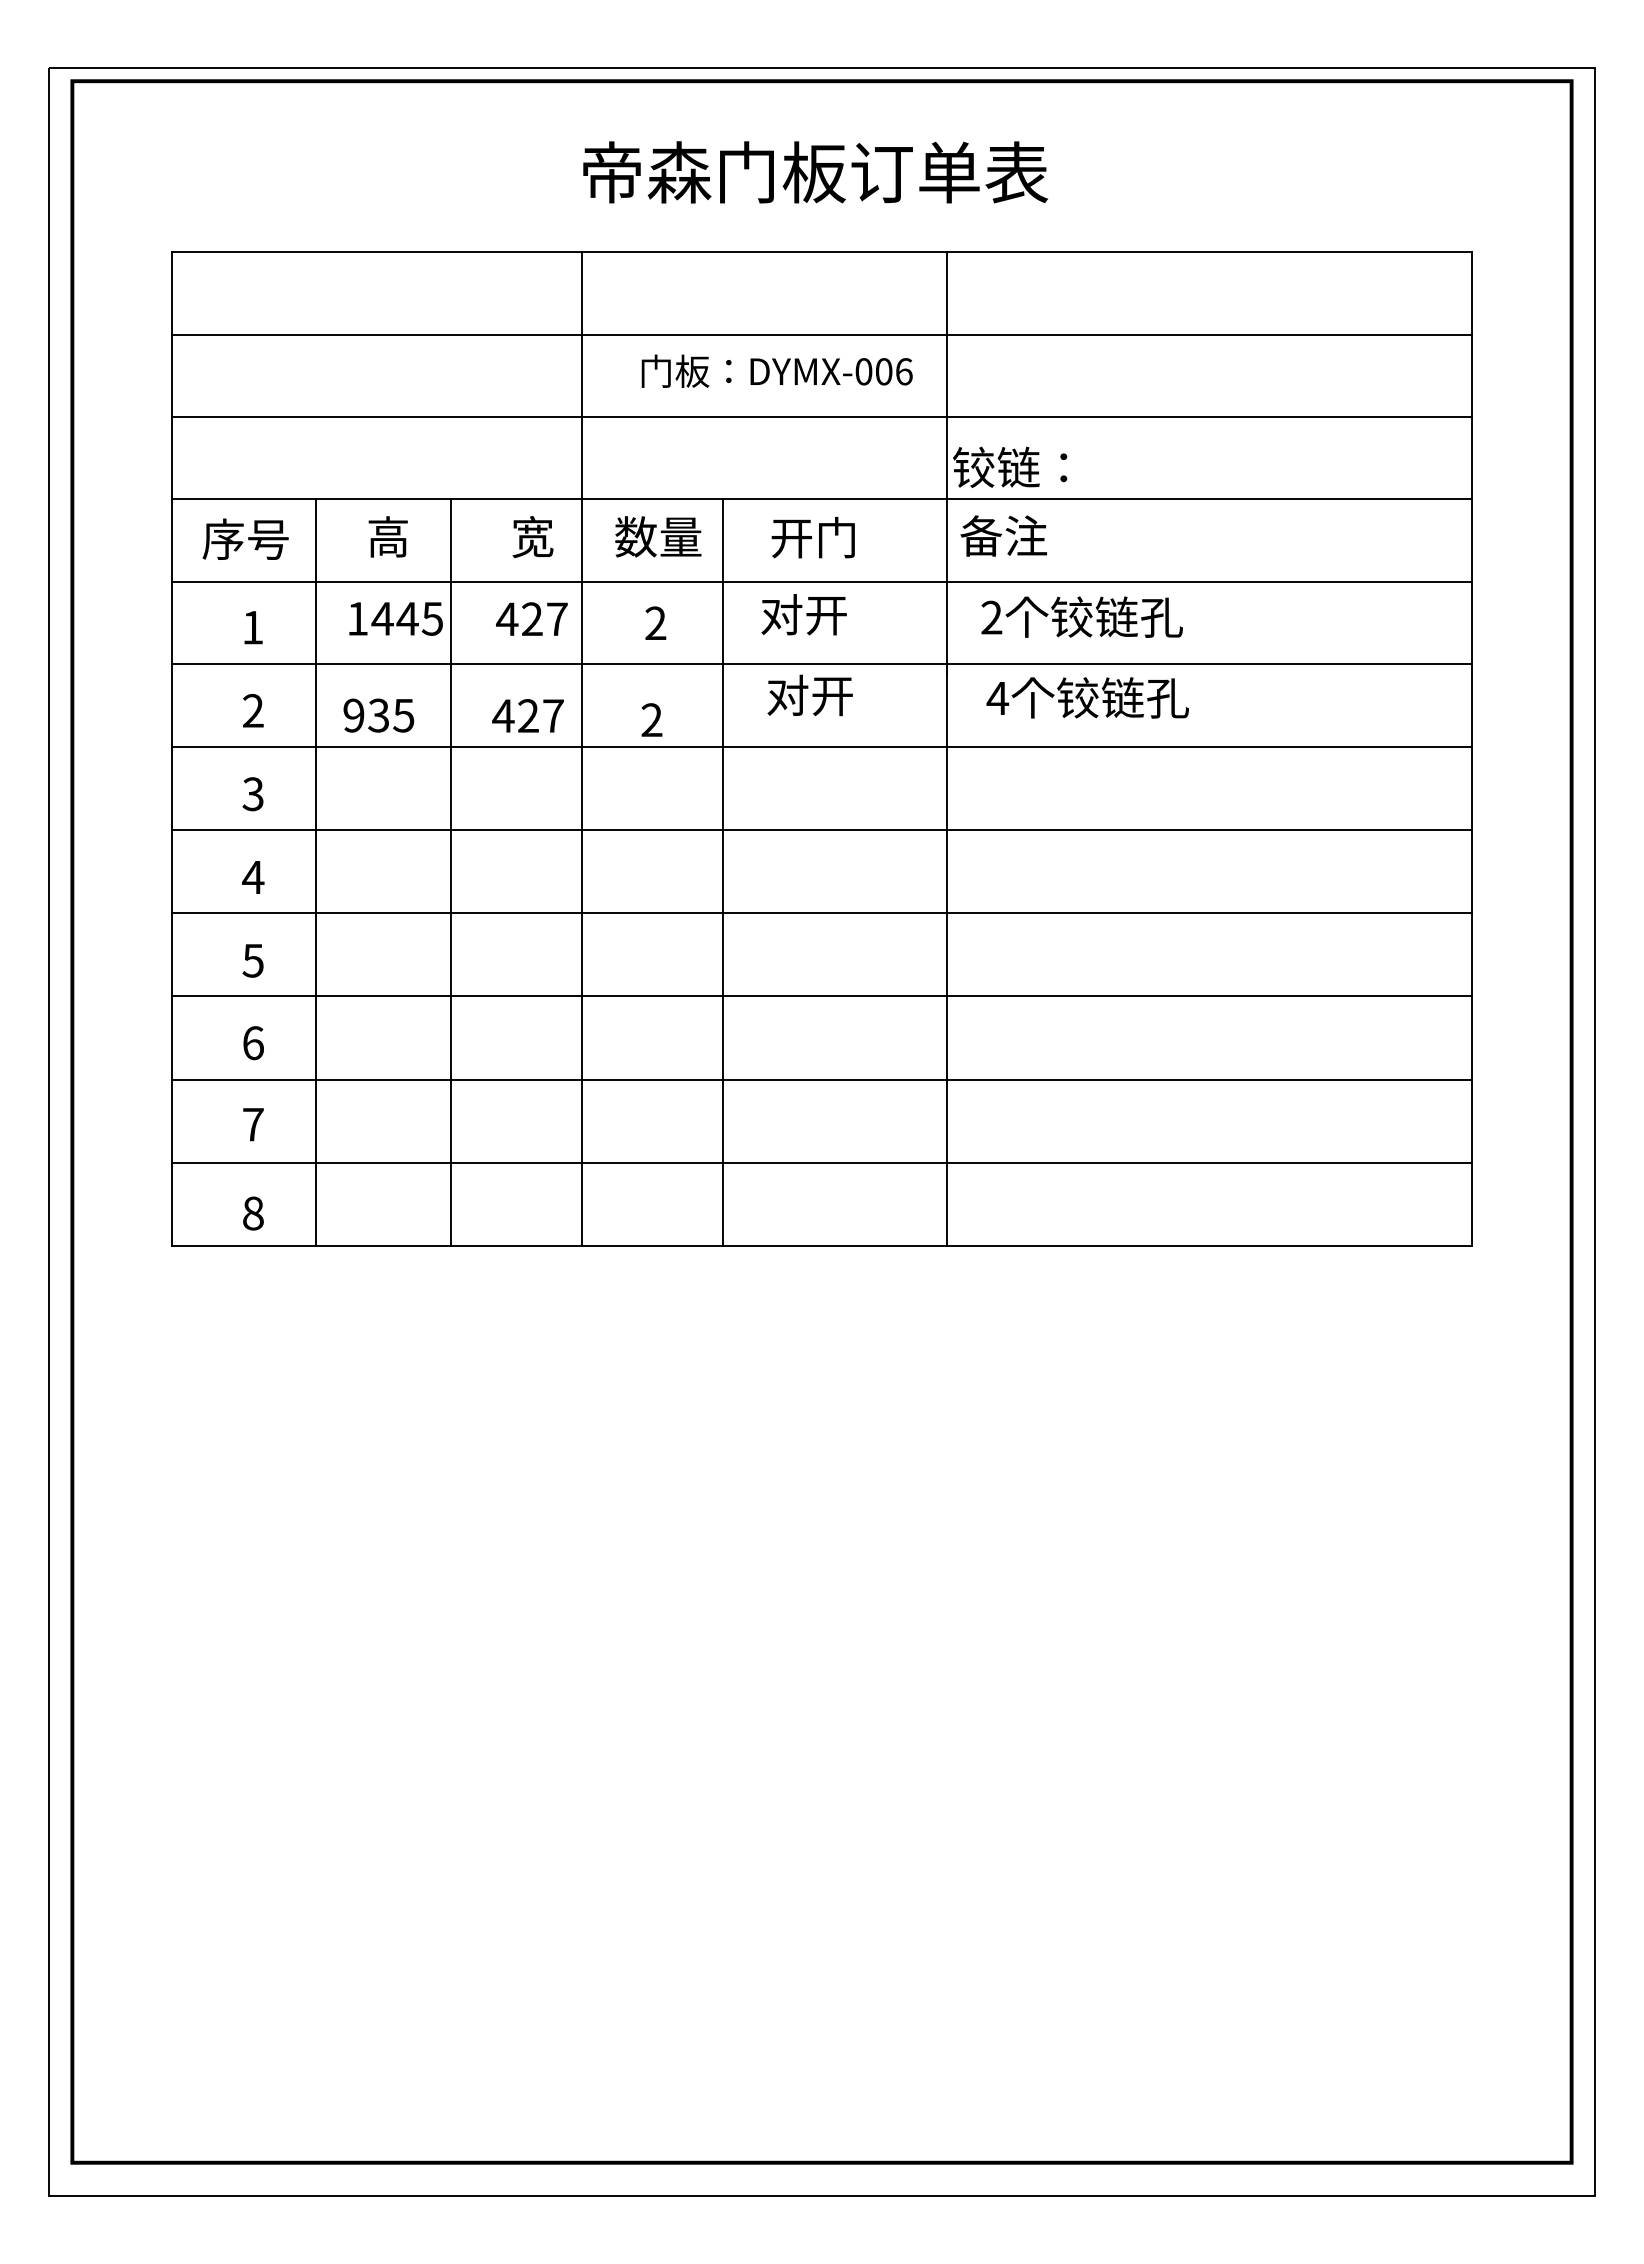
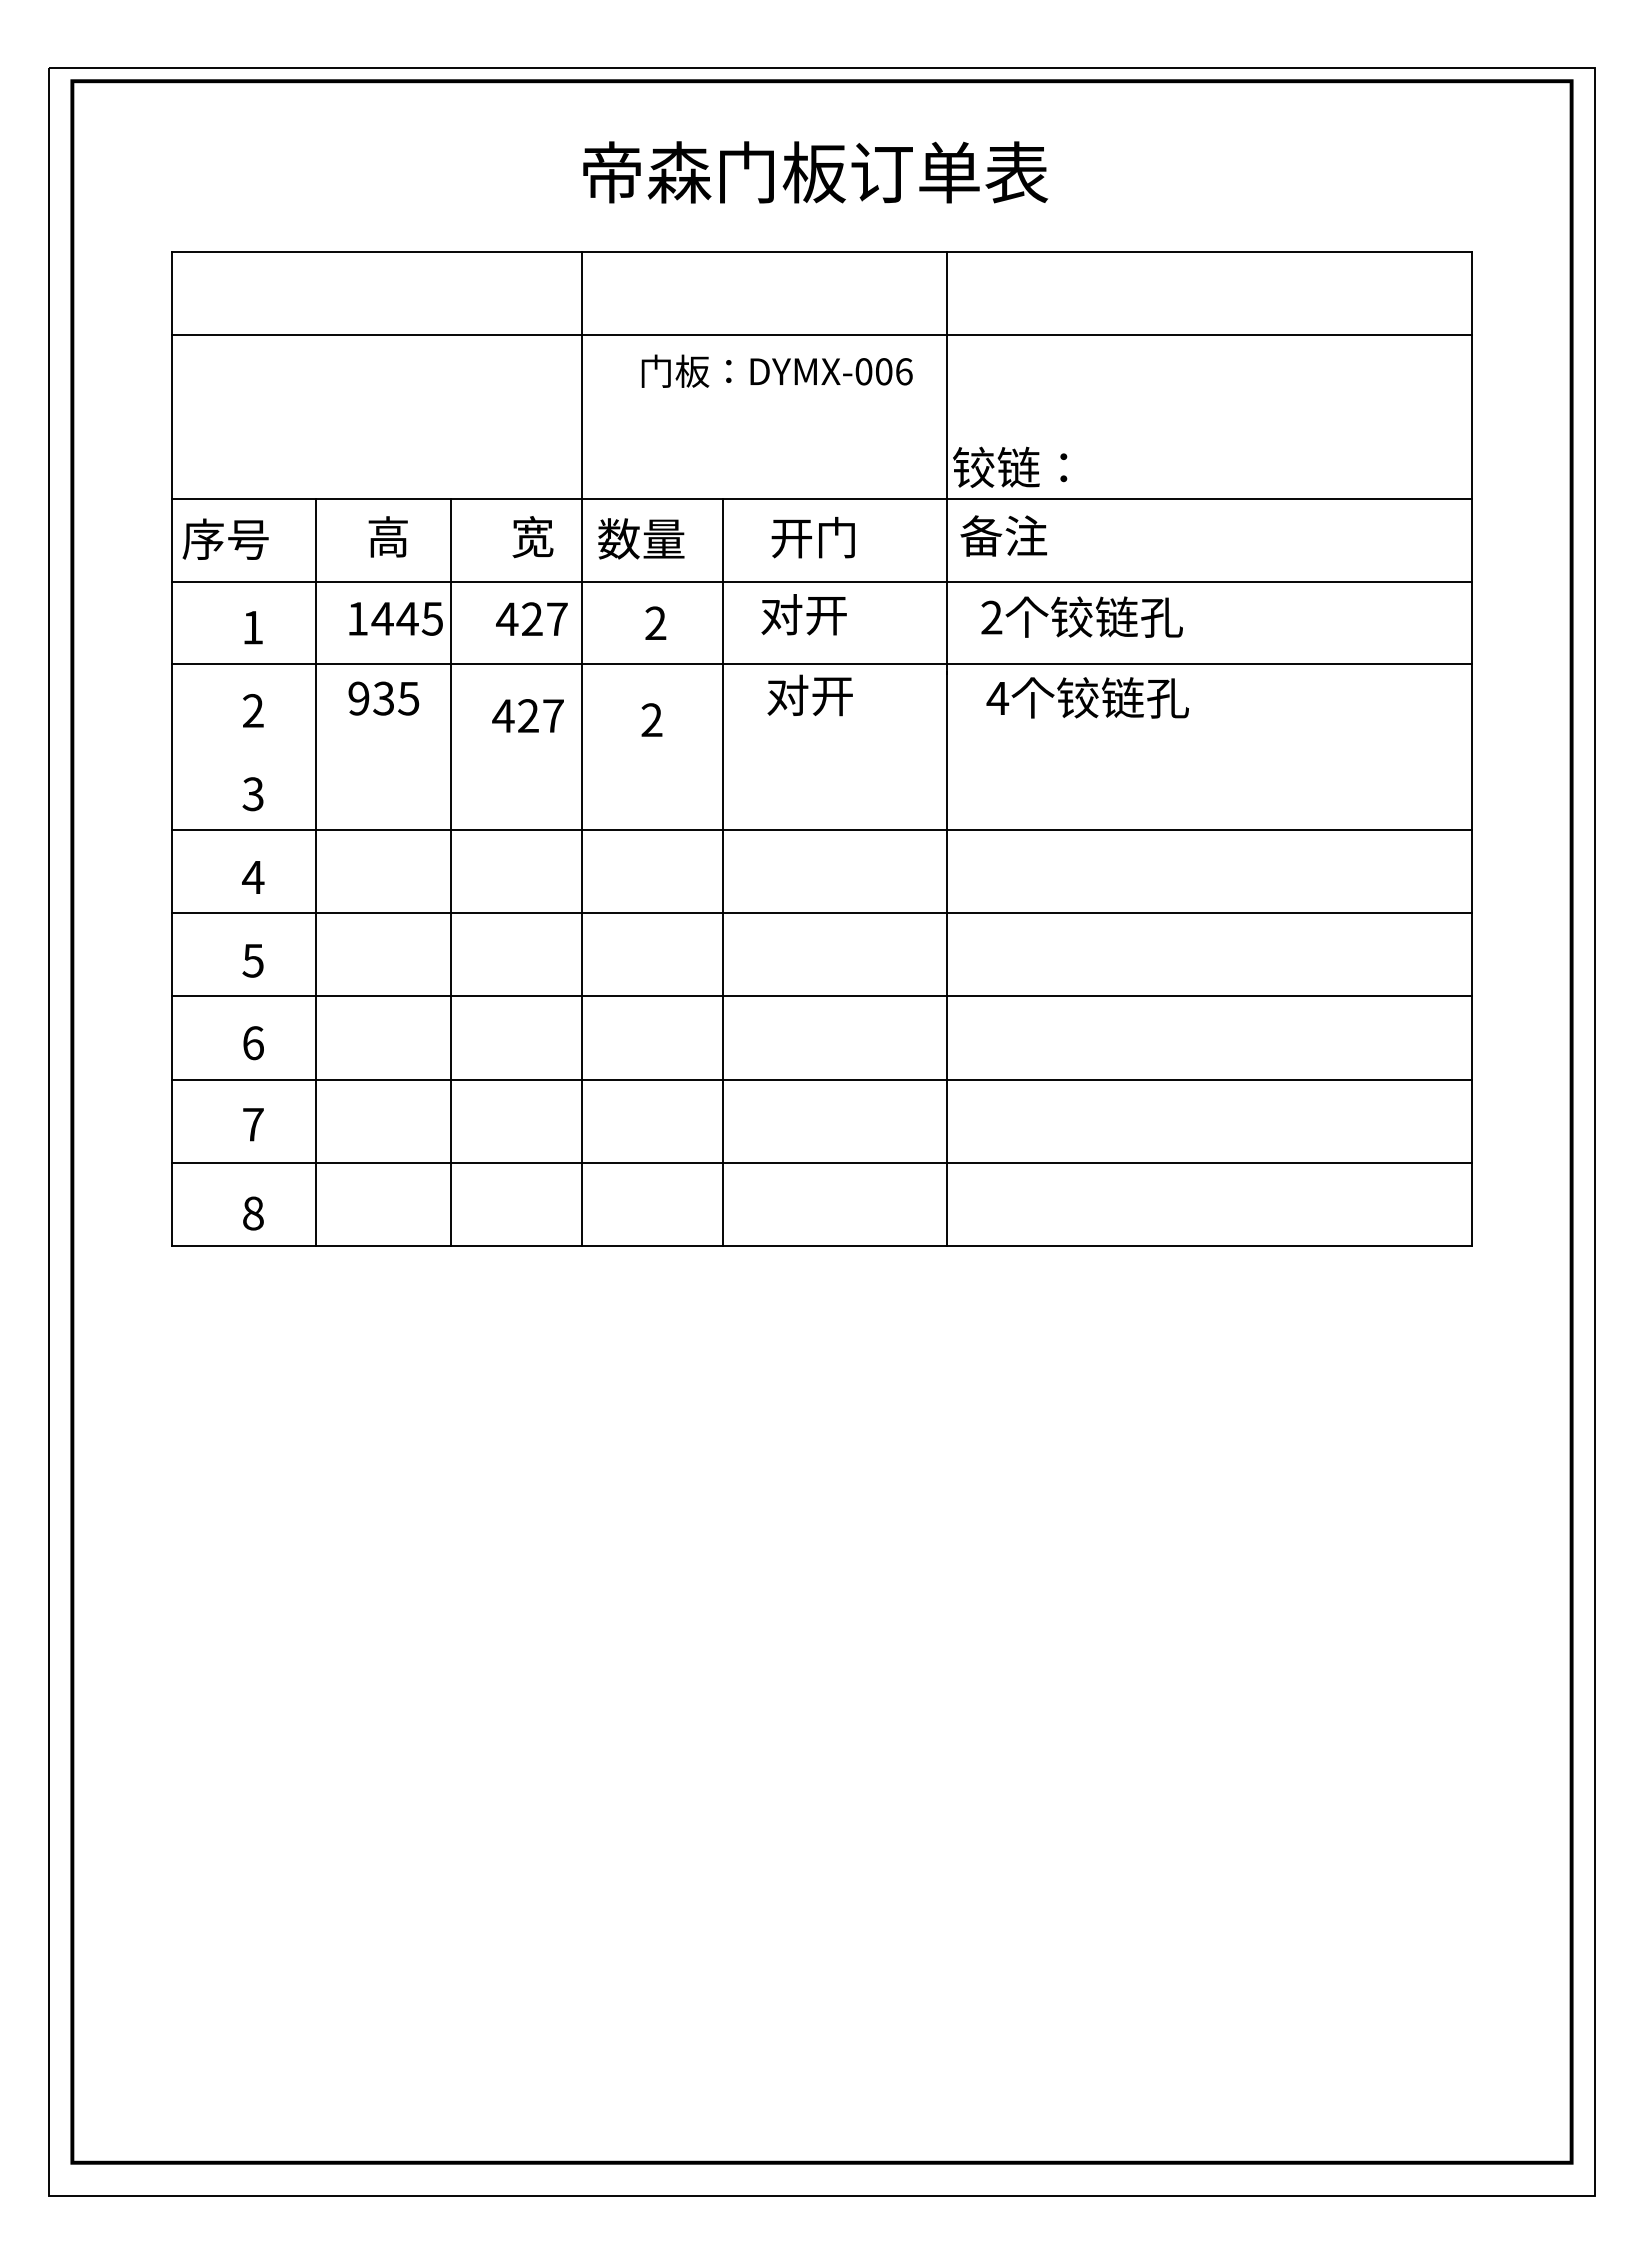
line: present -> none (821, 416)
text position: (658, 536) -> (641, 538) (641, 538)
text position: (245, 538) -> (225, 538) (225, 538)
text position: (378, 715) -> (383, 698) (383, 698)
line: present -> none (821, 747)
